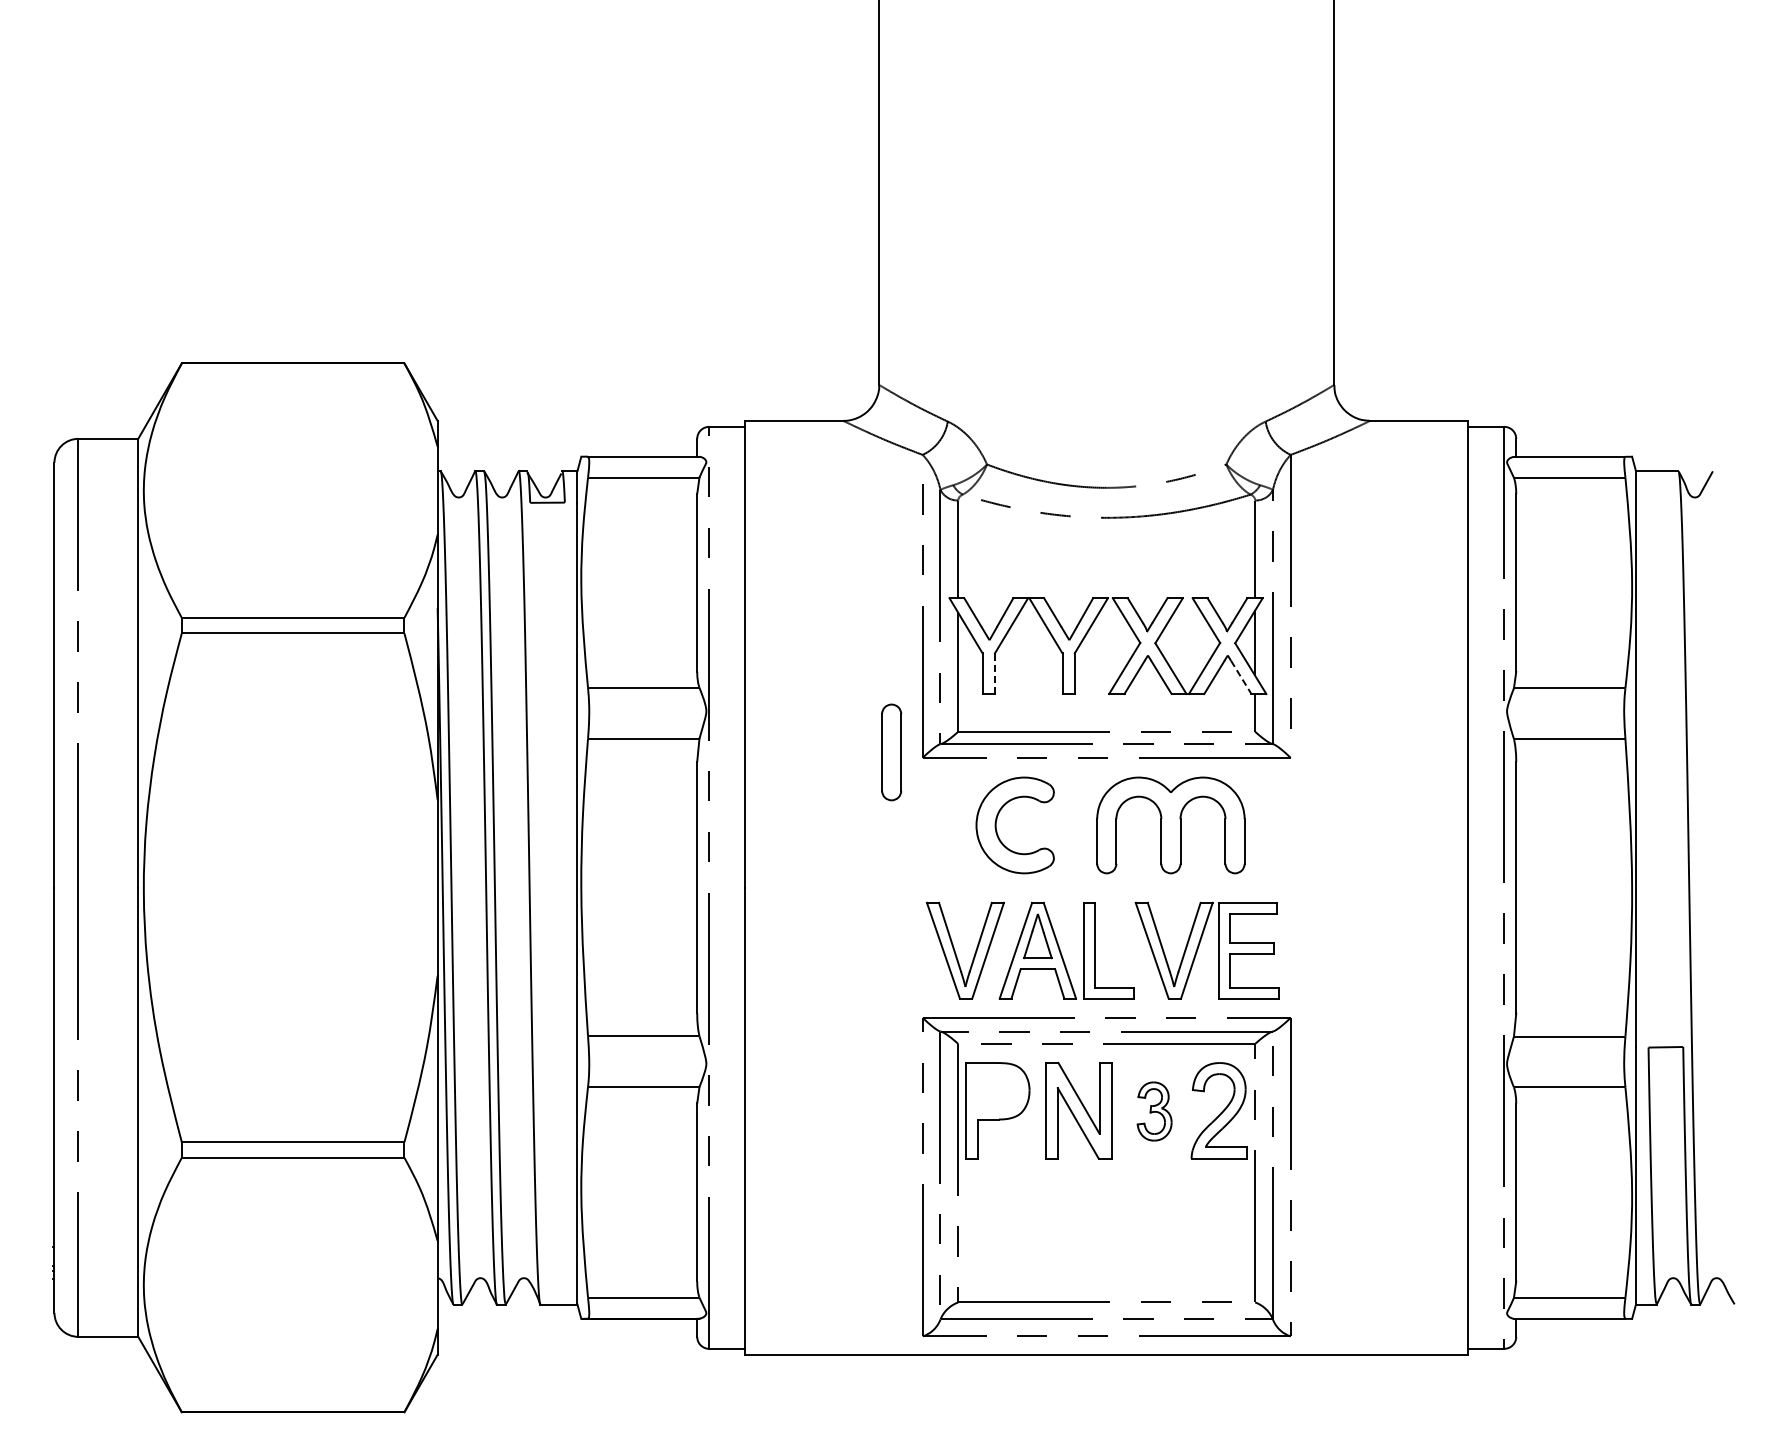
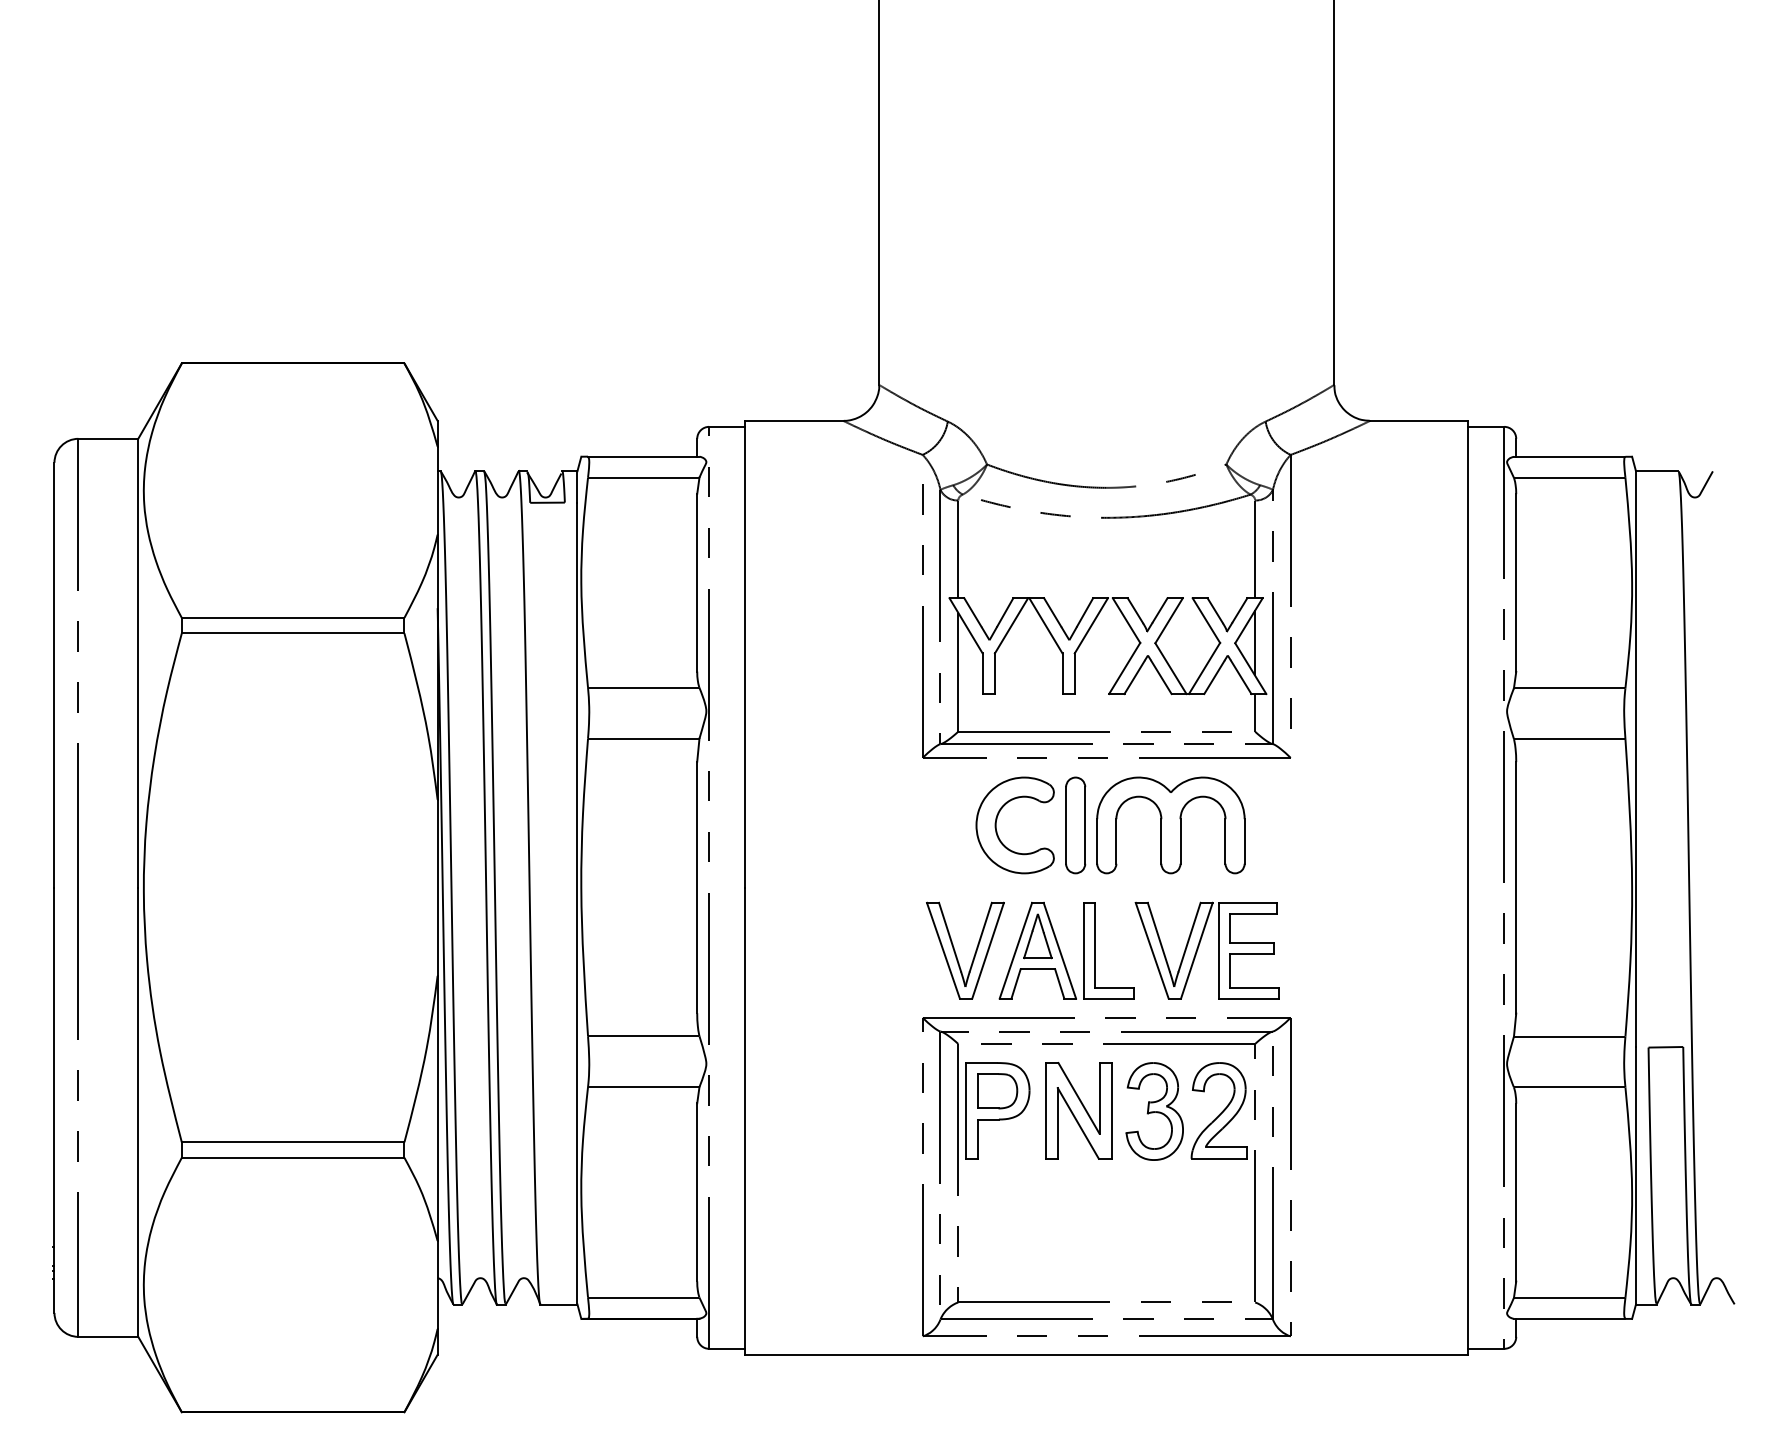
line: dashed -> solid (994, 673)
line: dashed -> solid (1241, 677)
part position: (891, 752) -> (1075, 825) (1075, 825)
part: none -> present (997, 1091)
part size: 37x61 px -> 59x99 px (1154, 1111)
